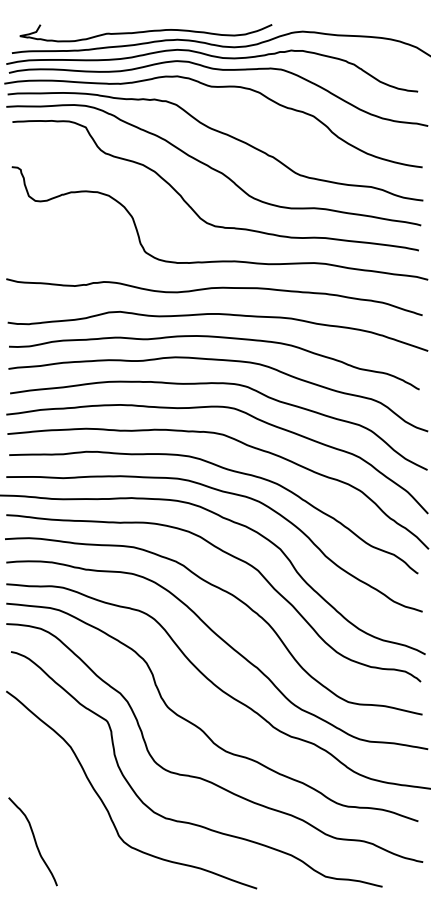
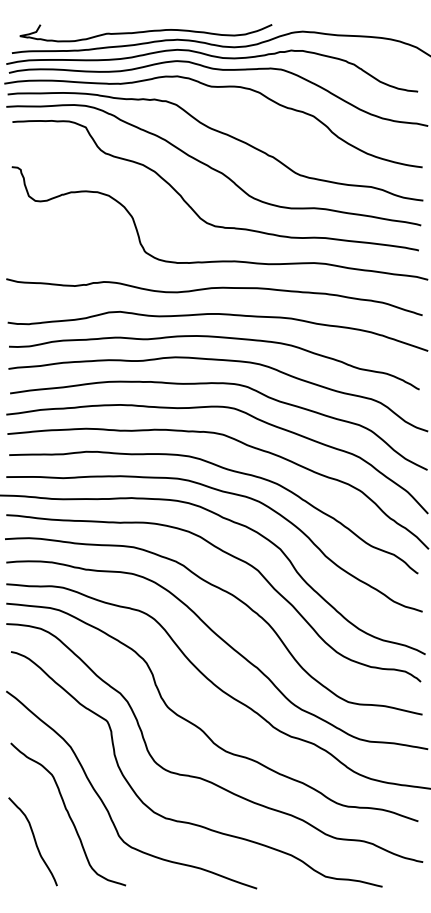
curve: none -> present (68, 814)
